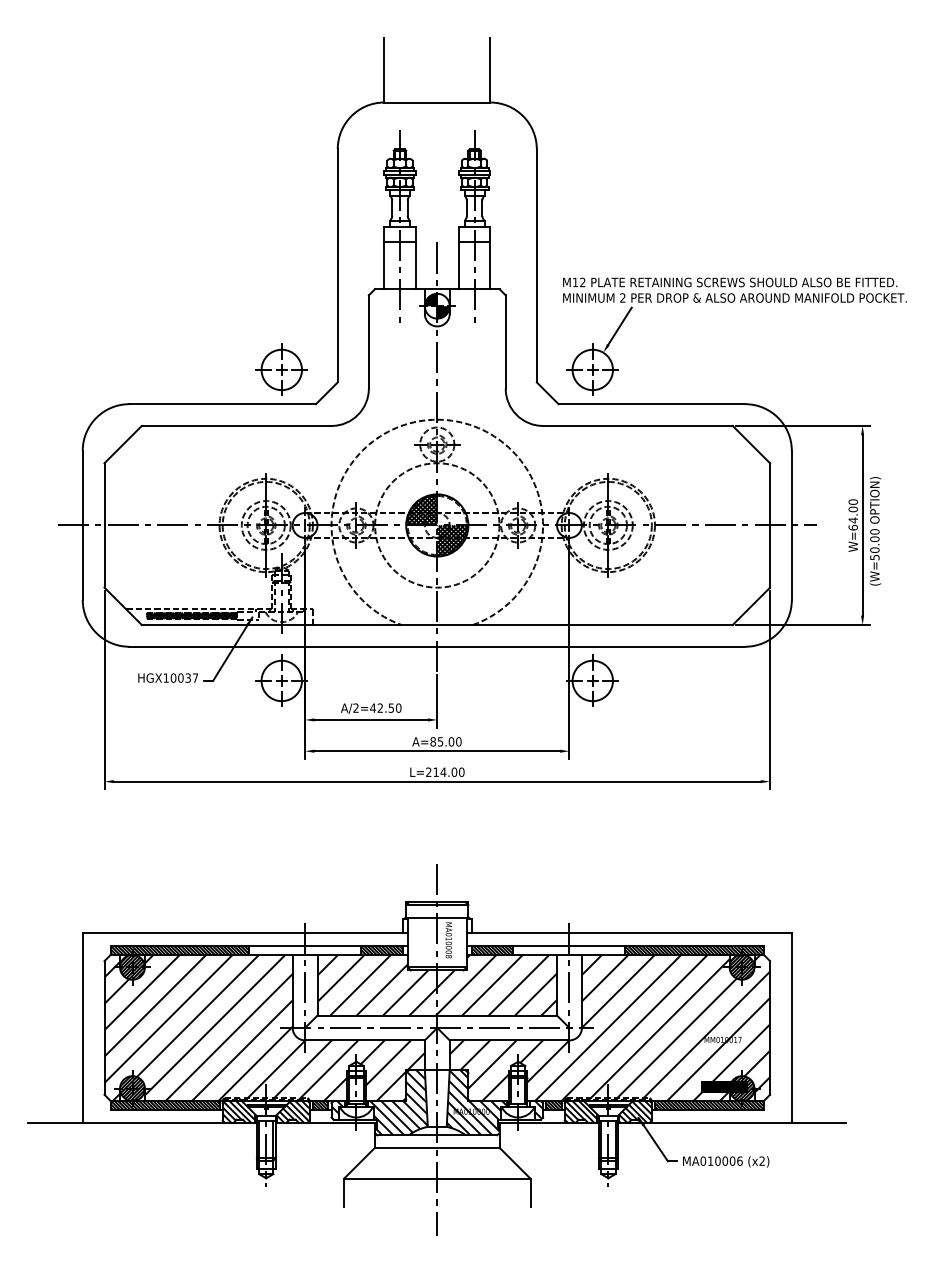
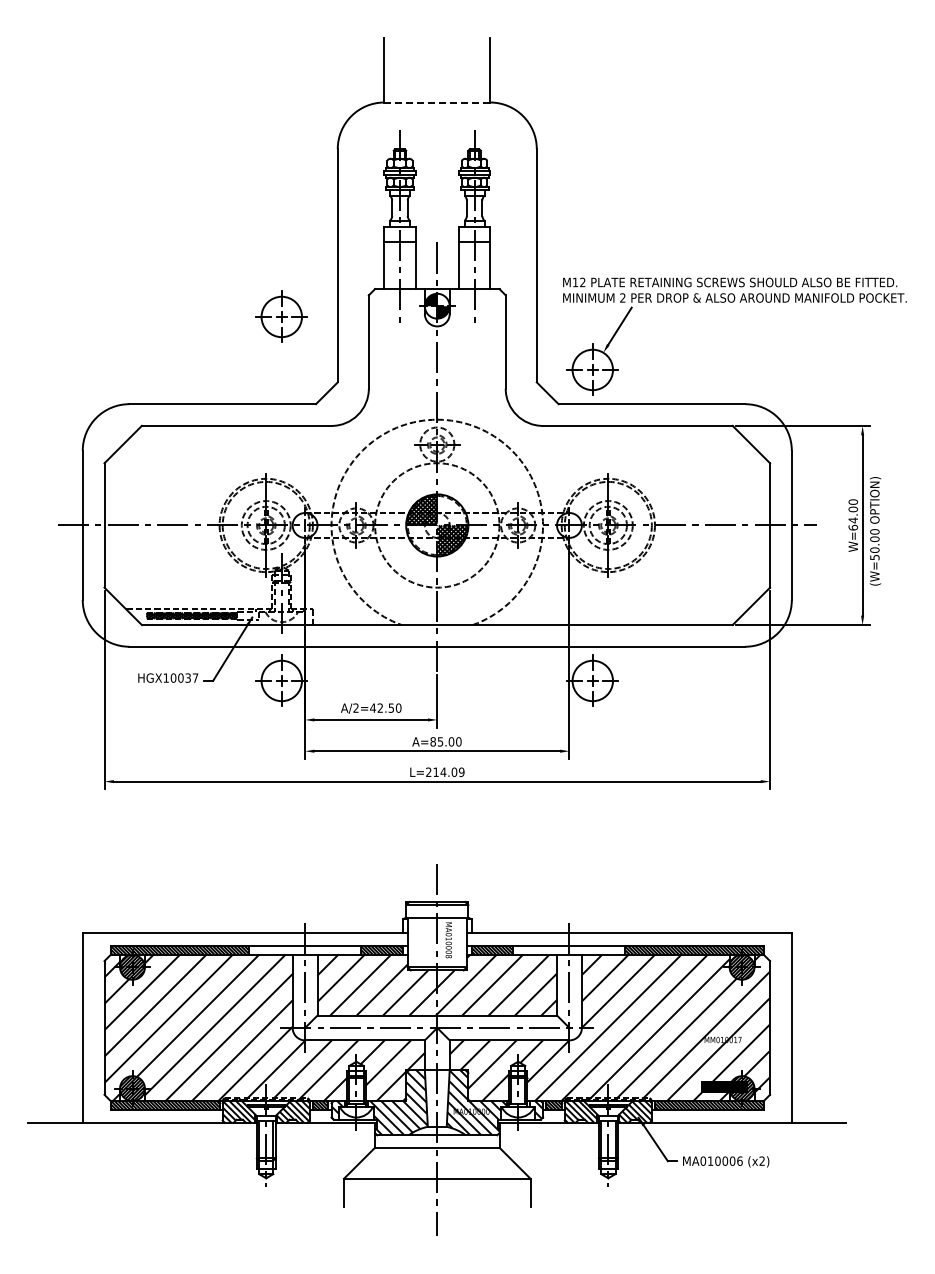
line: solid -> dashed (437, 102)
part position: (281, 369) -> (281, 316) (281, 316)
text: L=214.00 -> L=214.09 (461, 771)
